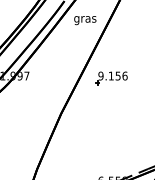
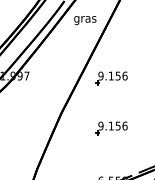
part: none -> present (111, 128)
